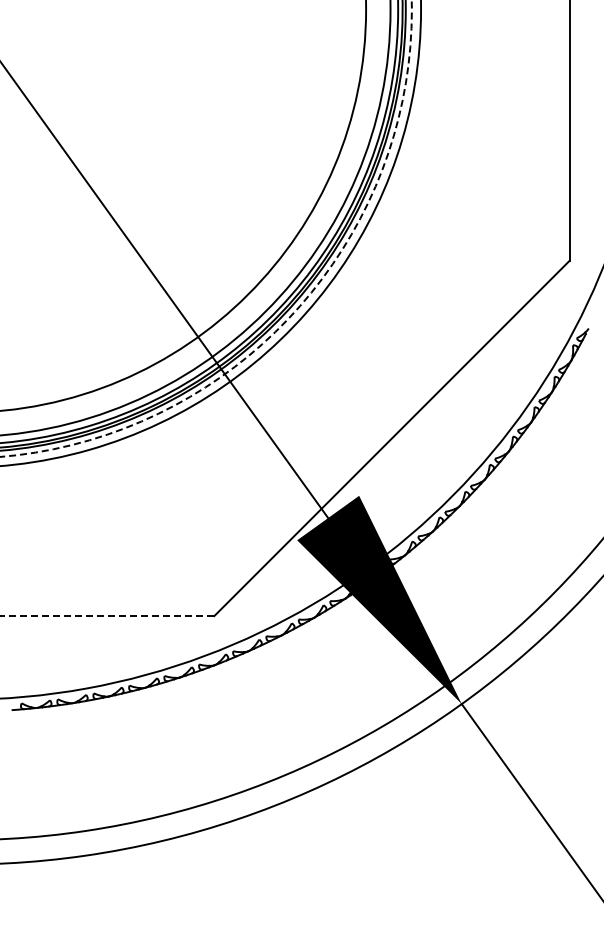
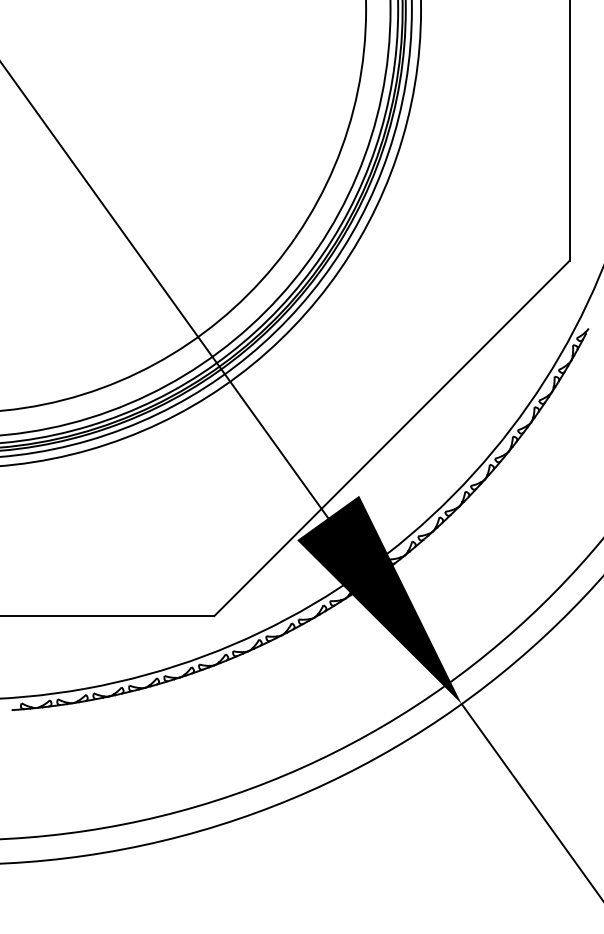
arc: dashed -> solid (295, 310)
line: dashed -> solid (107, 616)
